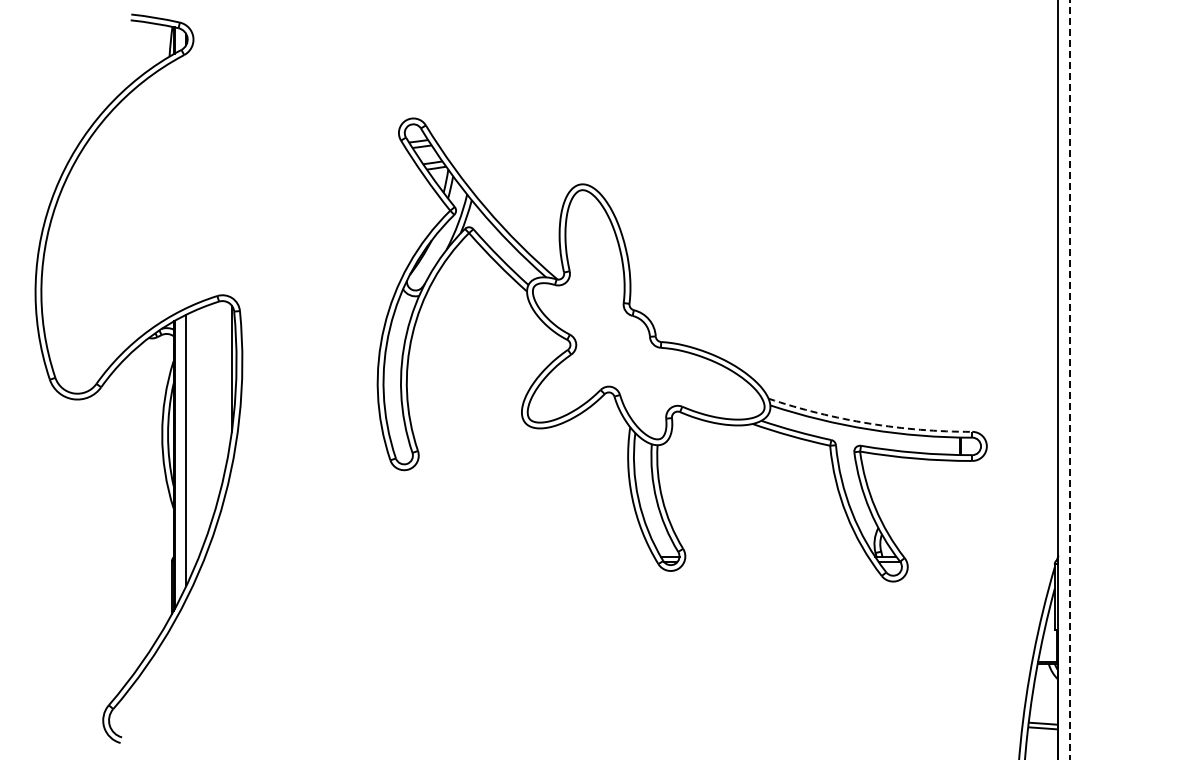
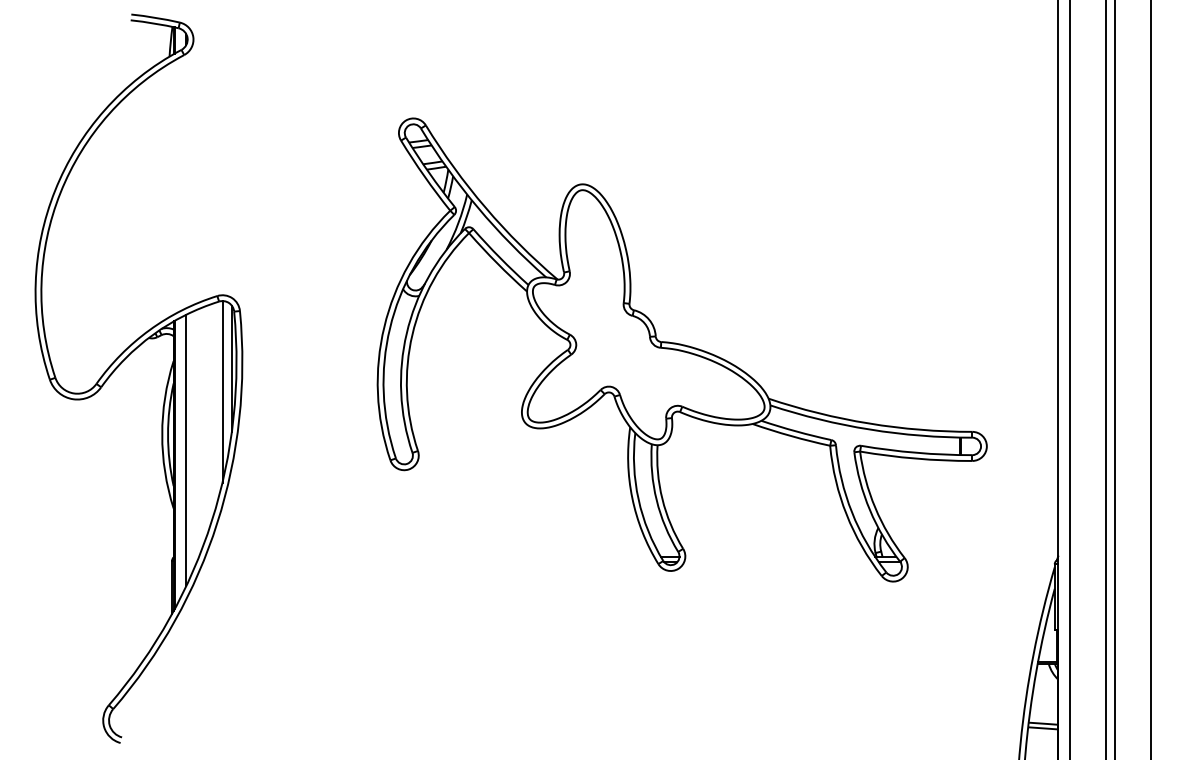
line: none -> present (1105, 379)
line: none -> present (1115, 379)
line: none -> present (1151, 379)
line: dashed -> solid (1069, 380)
line: none -> present (222, 391)
arc: dashed -> solid (869, 423)
